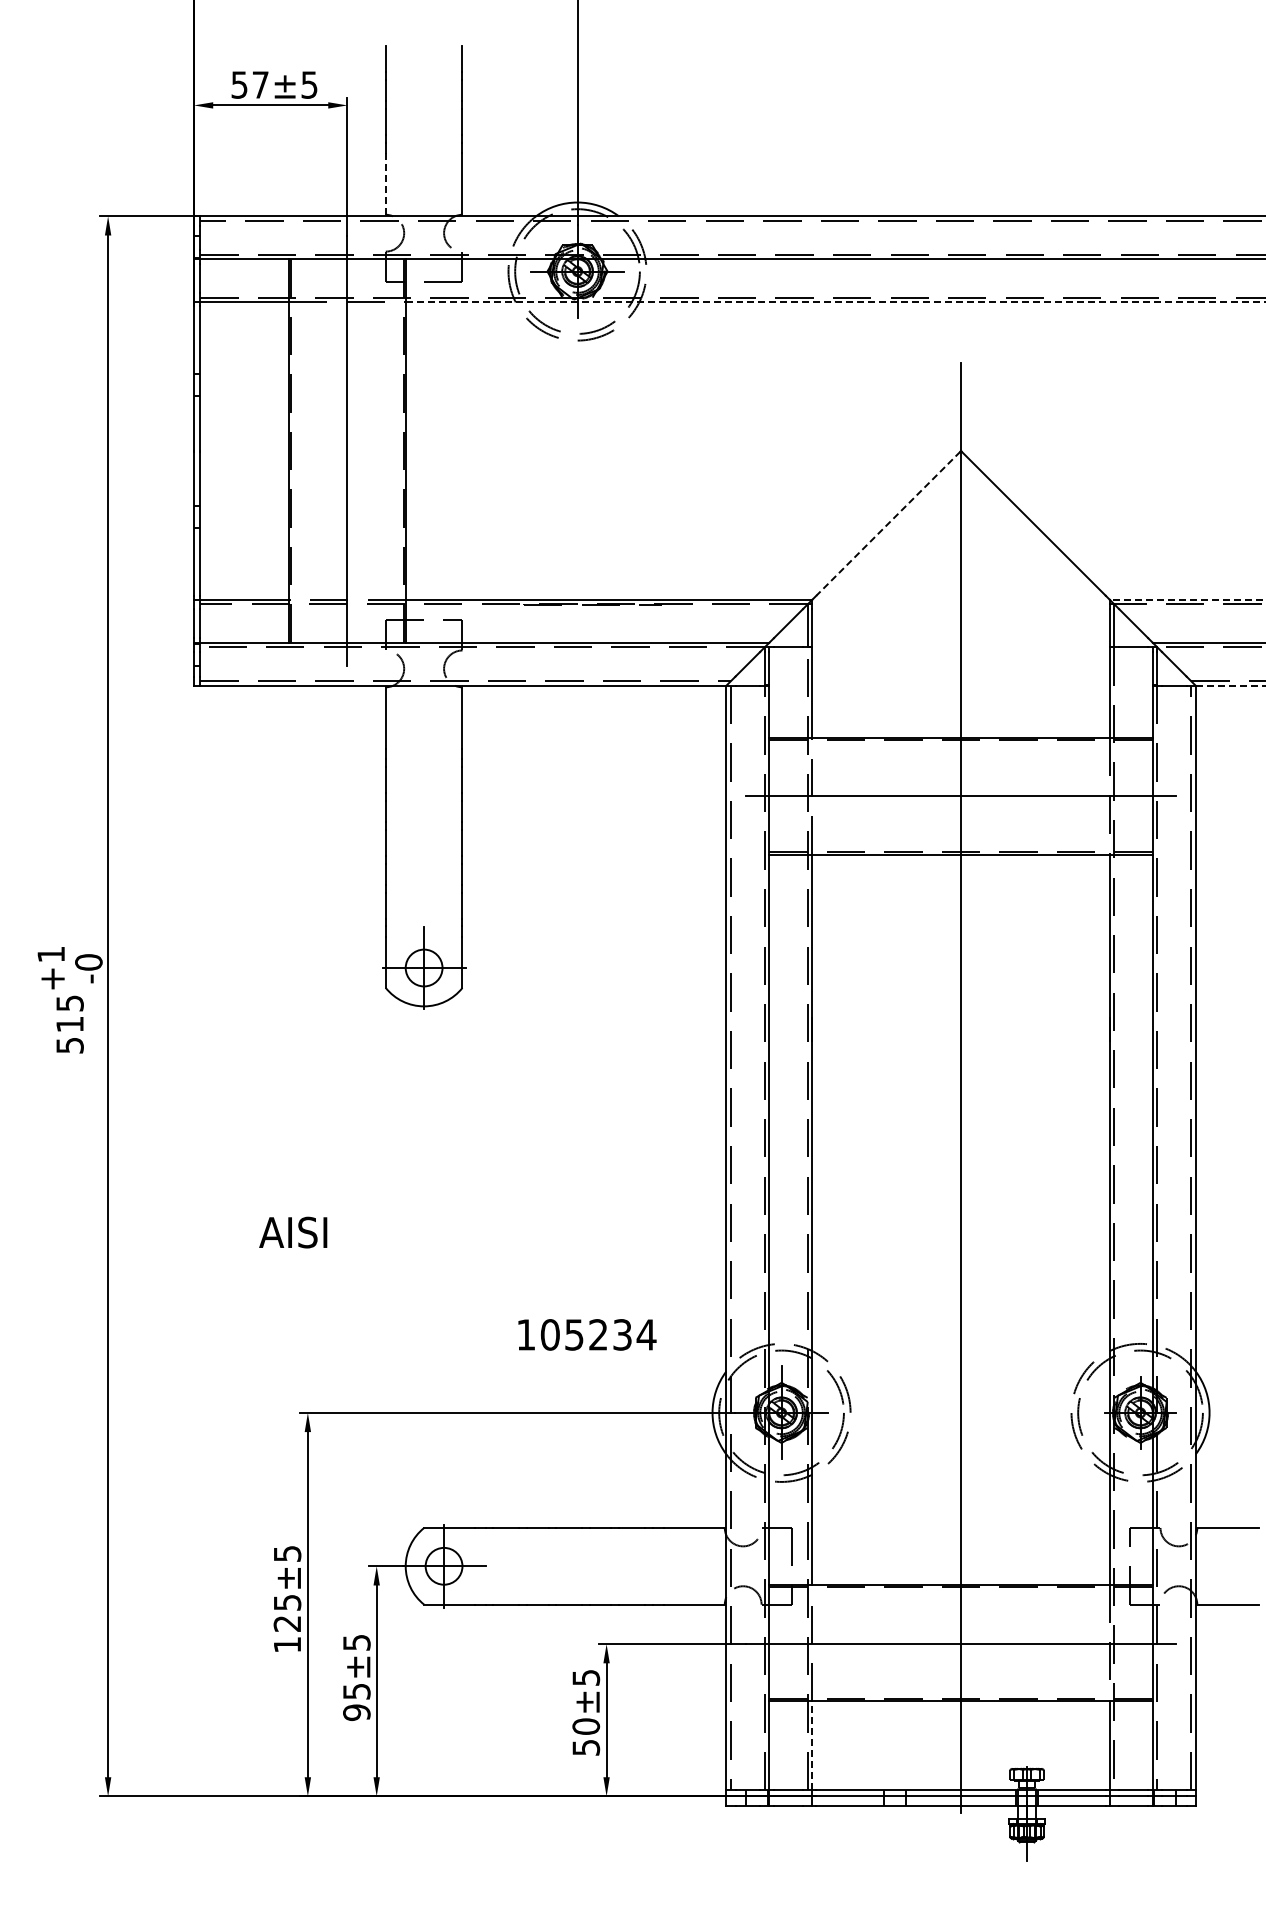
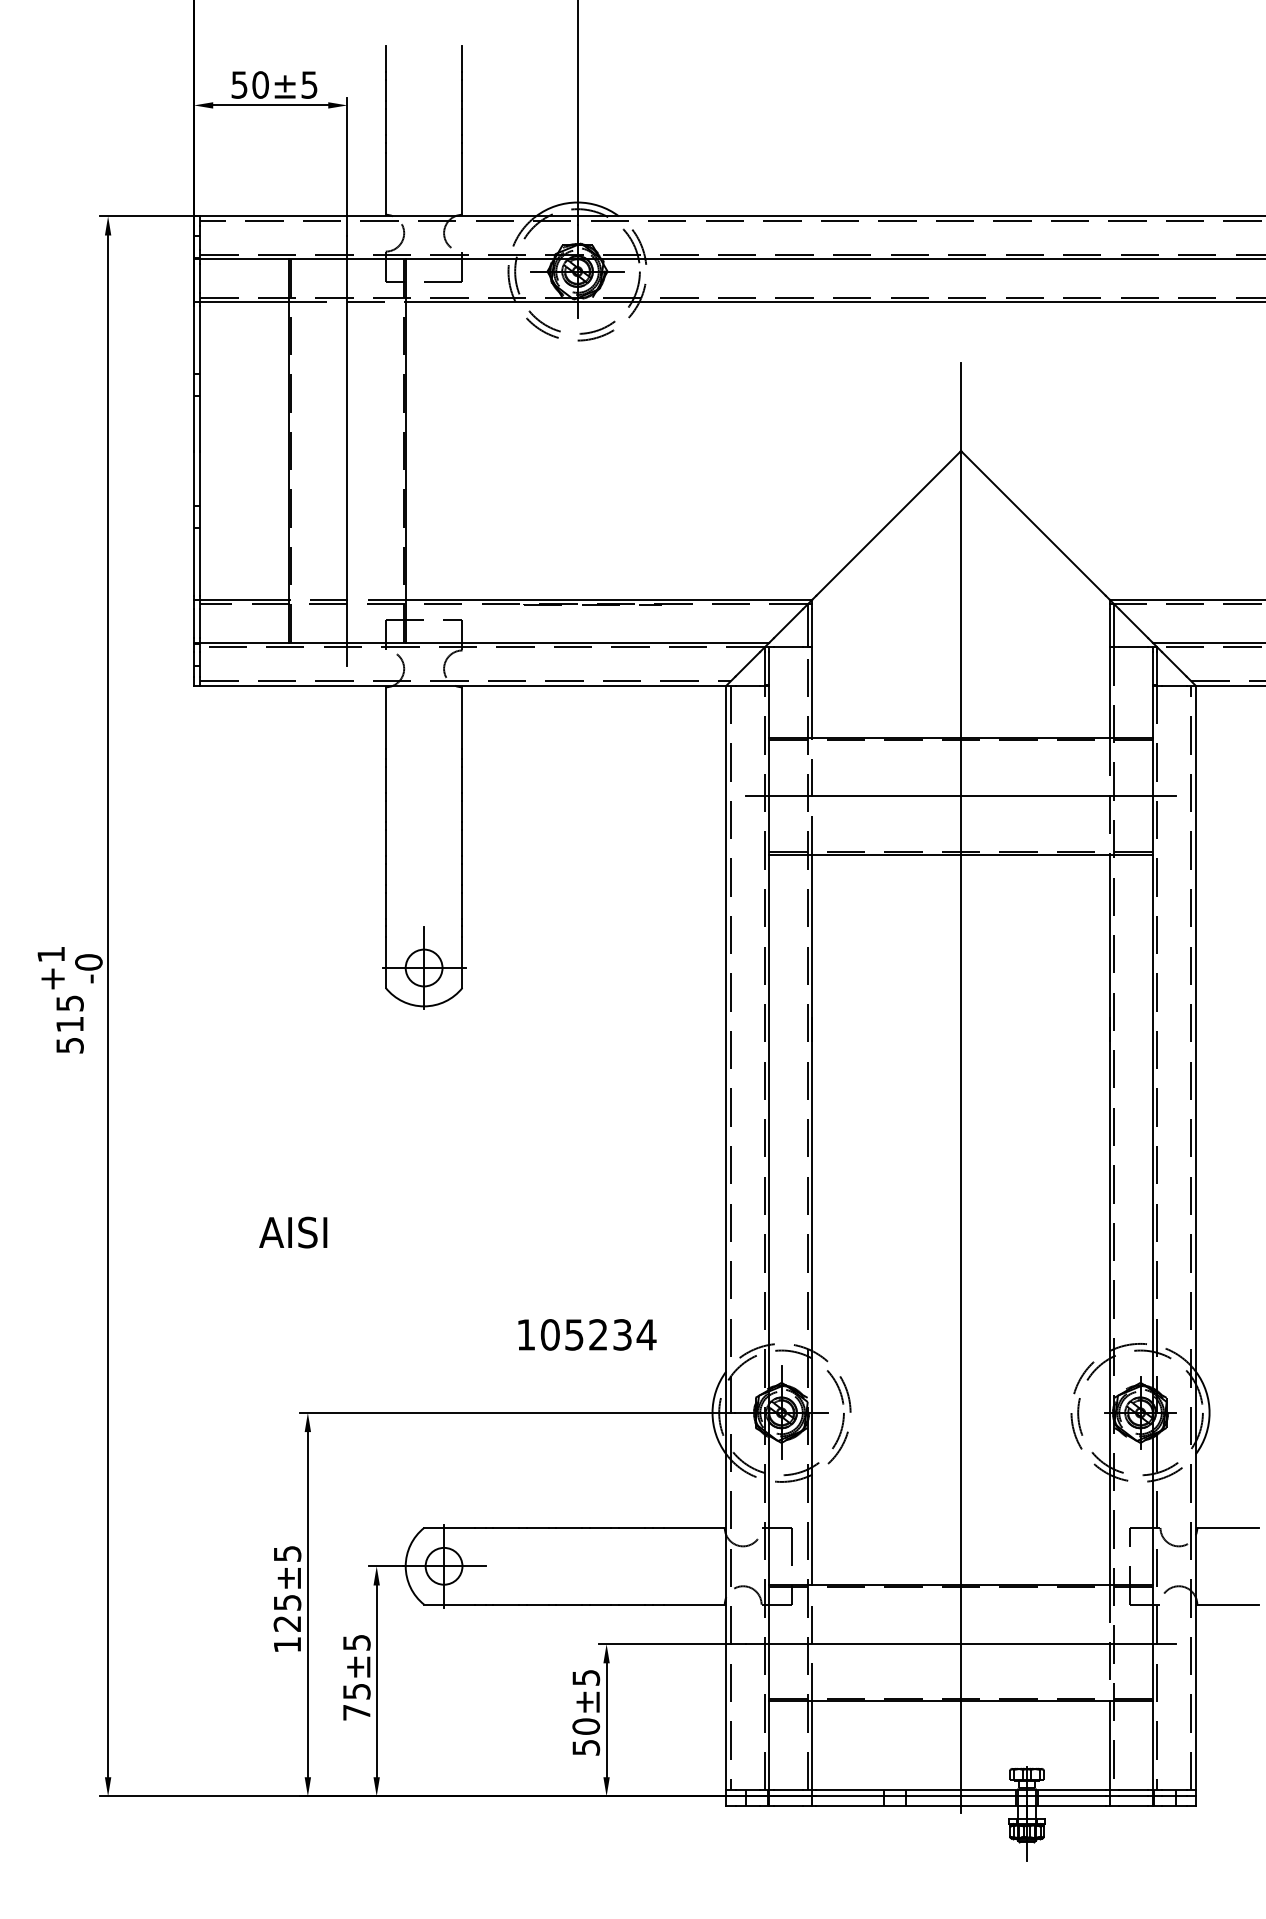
text: 57 -> 50 (260, 84)
line: dashed -> solid (385, 184)
line: dashed -> solid (835, 302)
line: dashed -> solid (888, 523)
line: dashed -> solid (1187, 599)
line: dashed -> solid (1230, 685)
text: 95 -> 75 (356, 1712)
line: dashed -> solid (812, 1745)
